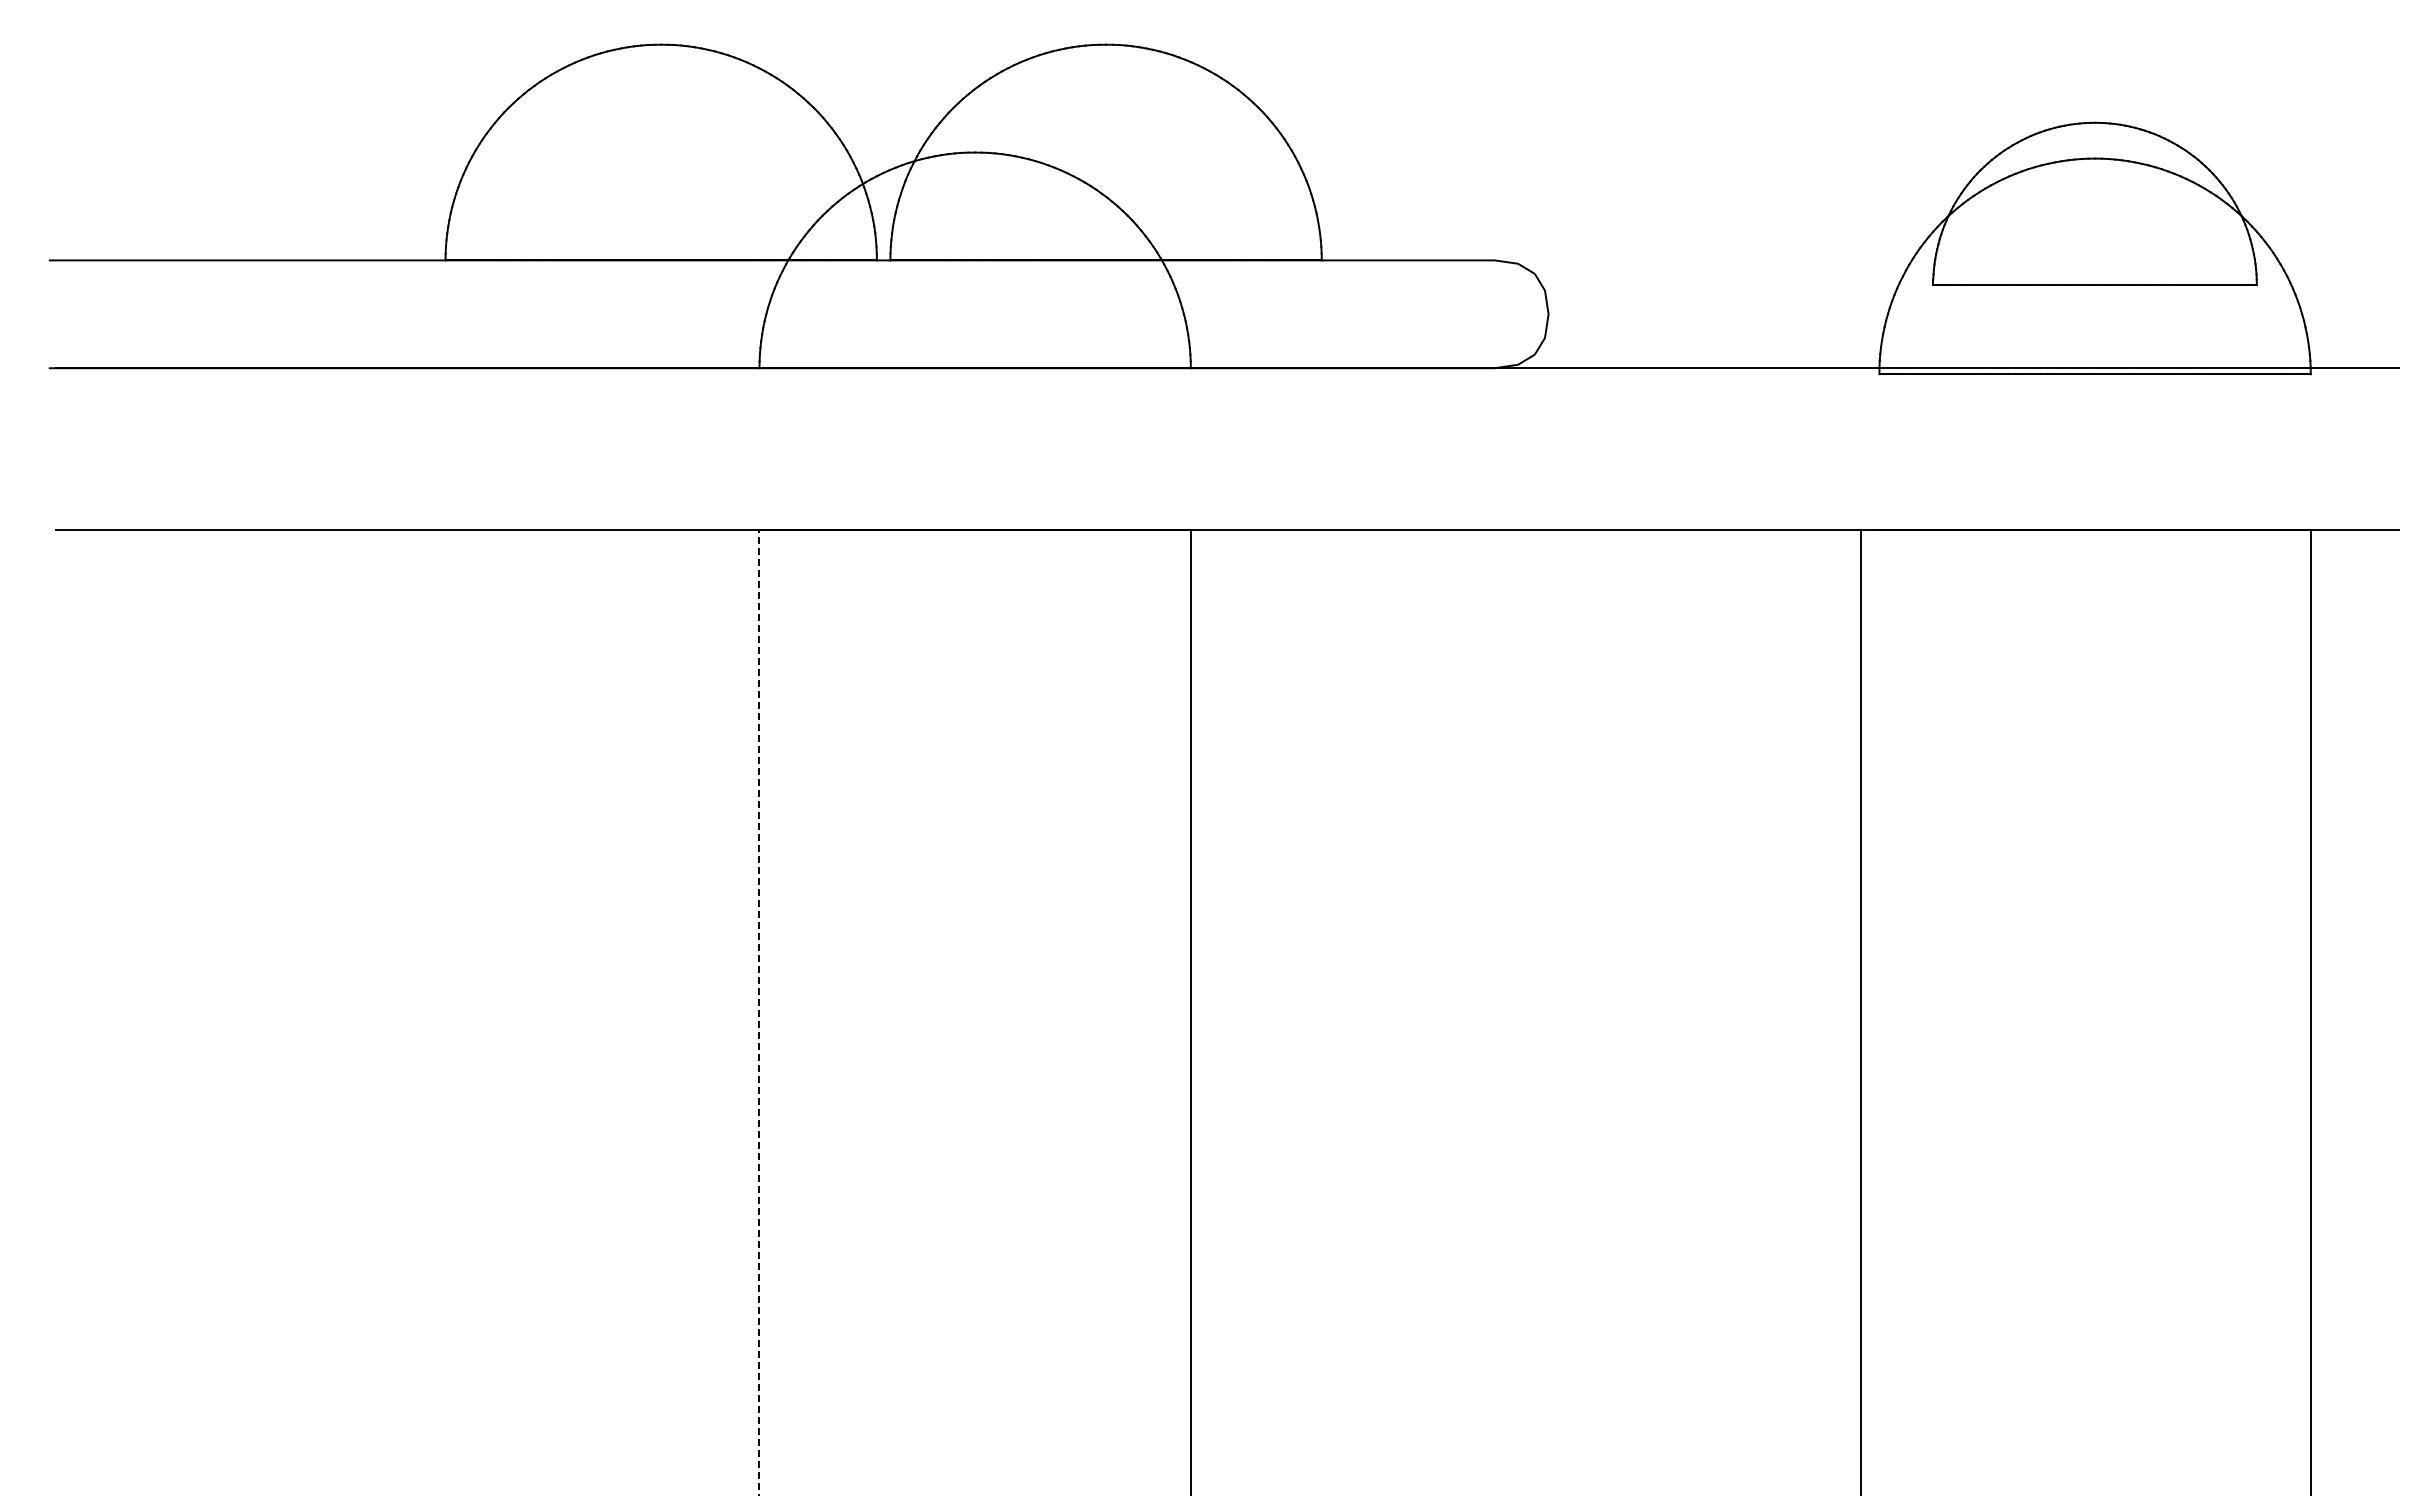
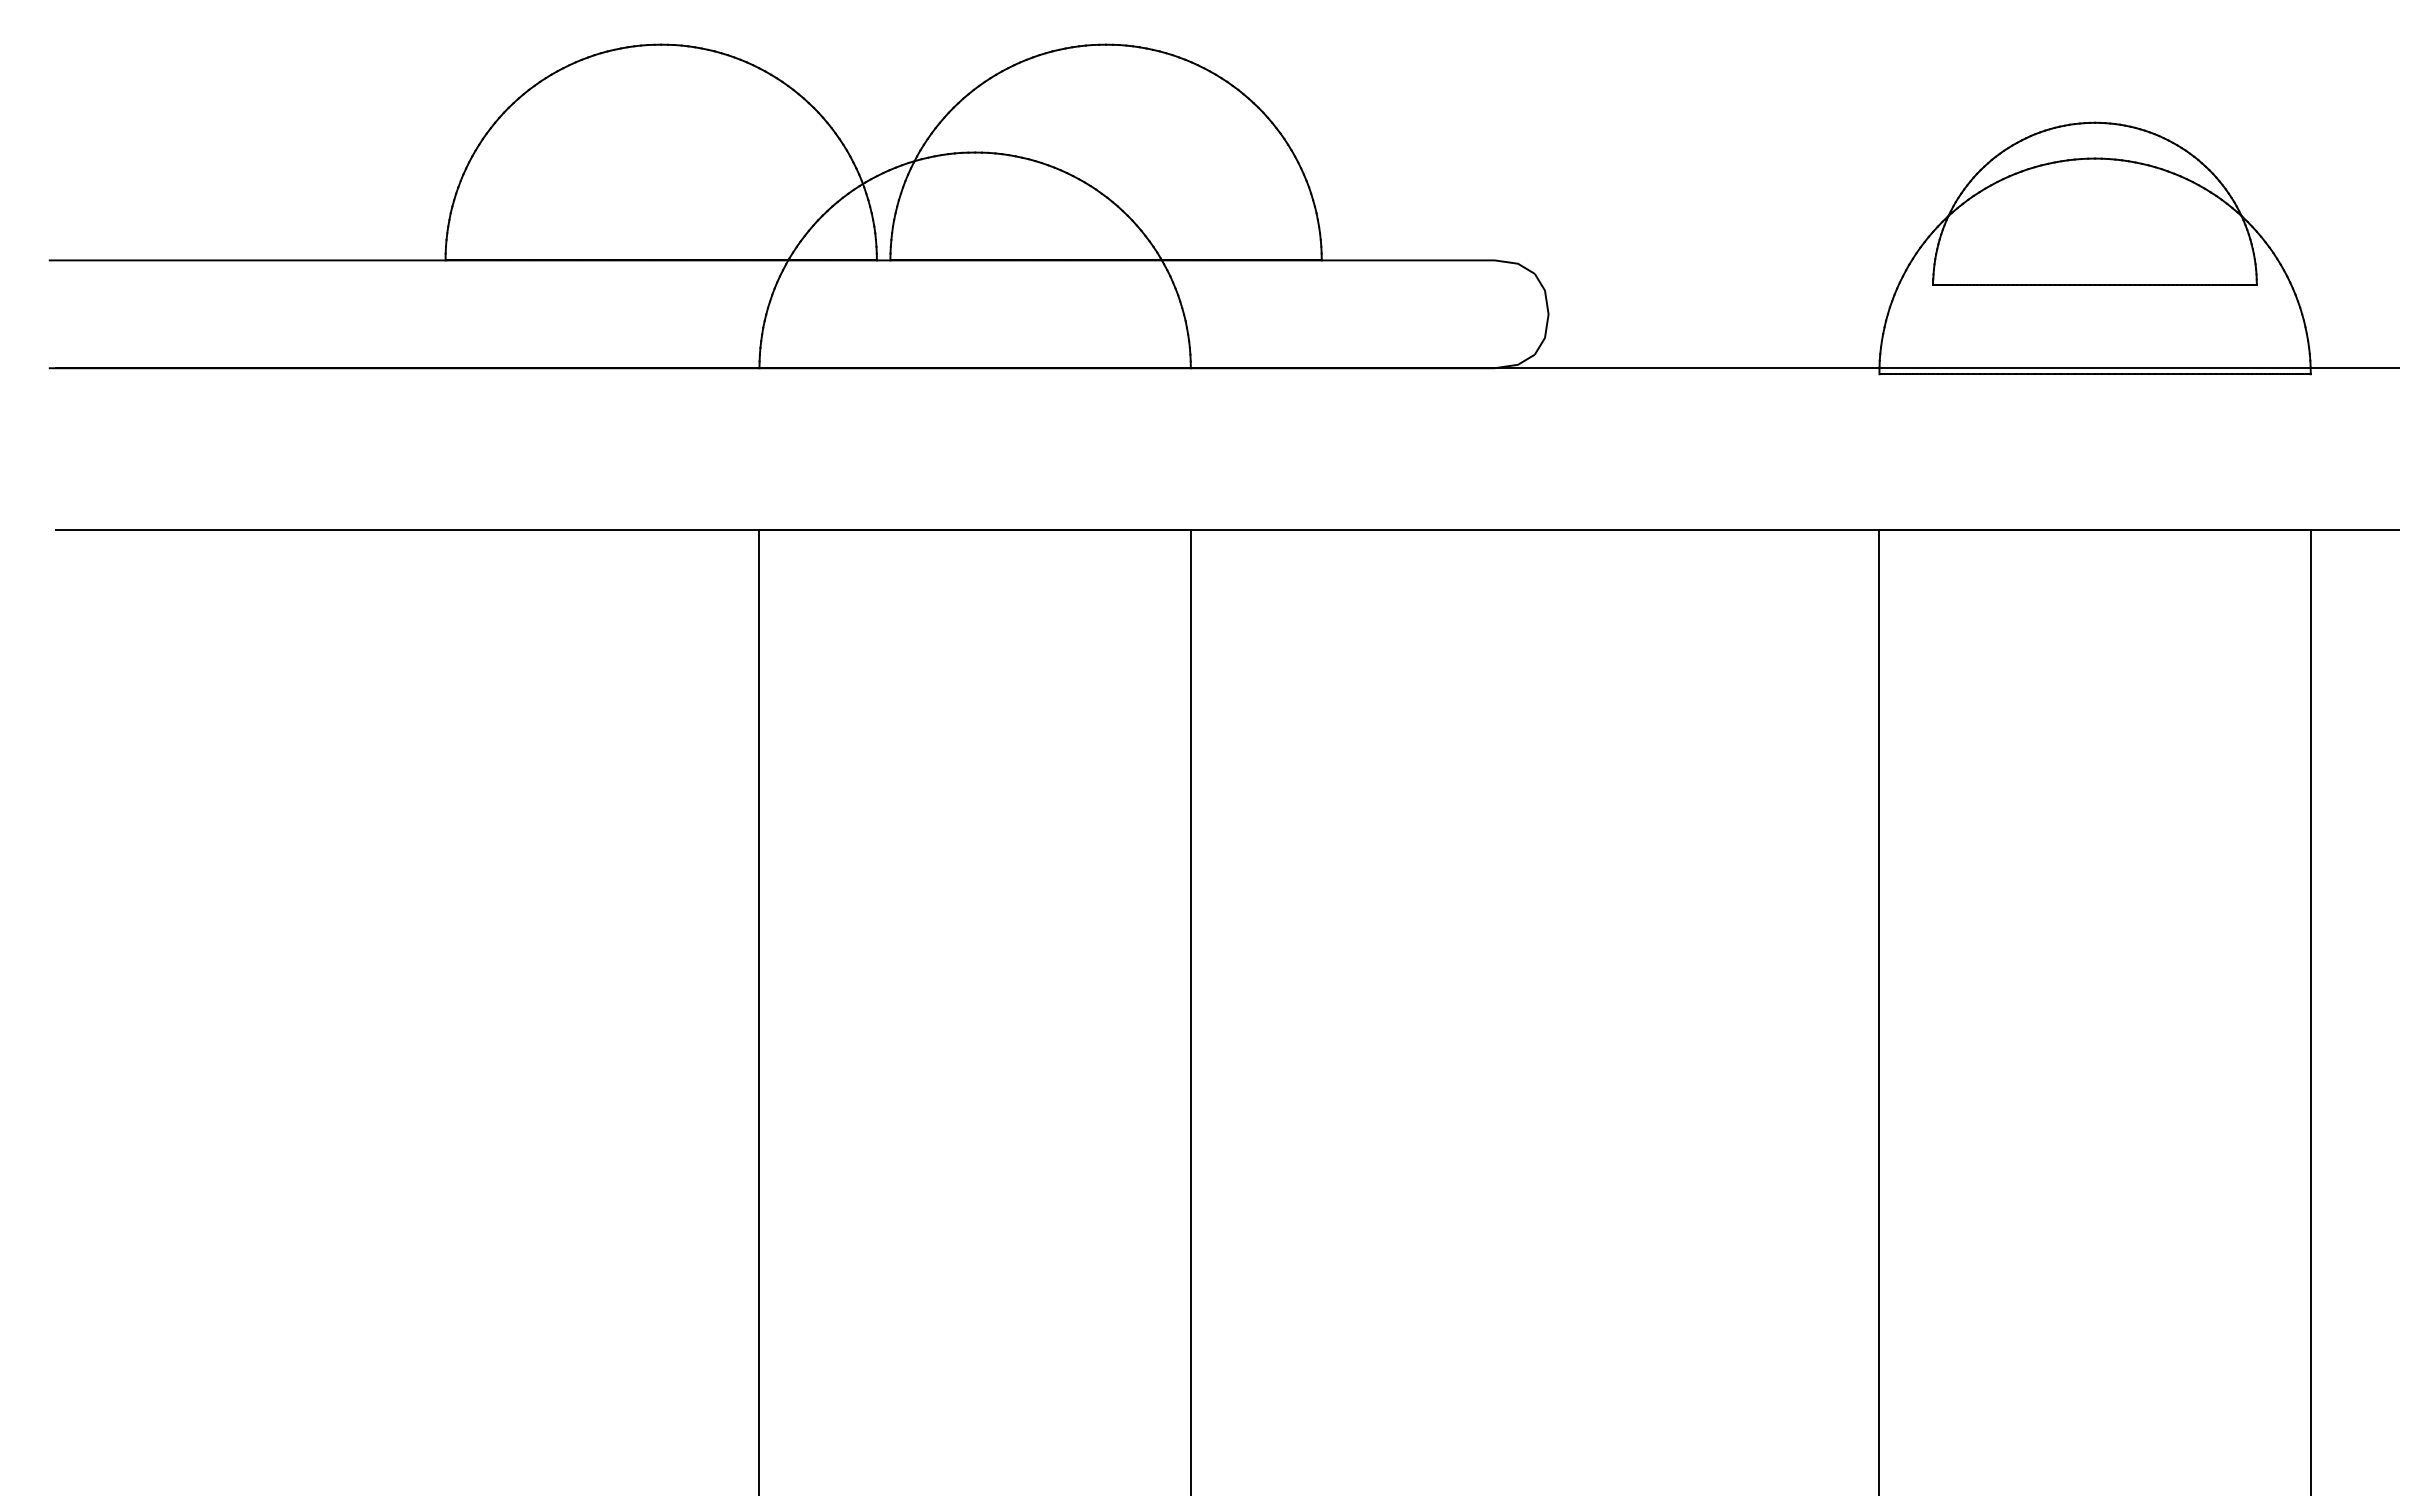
line position: (1861, 1011) -> (1879, 1011) (1879, 1011)
line: dashed -> solid (759, 1012)
